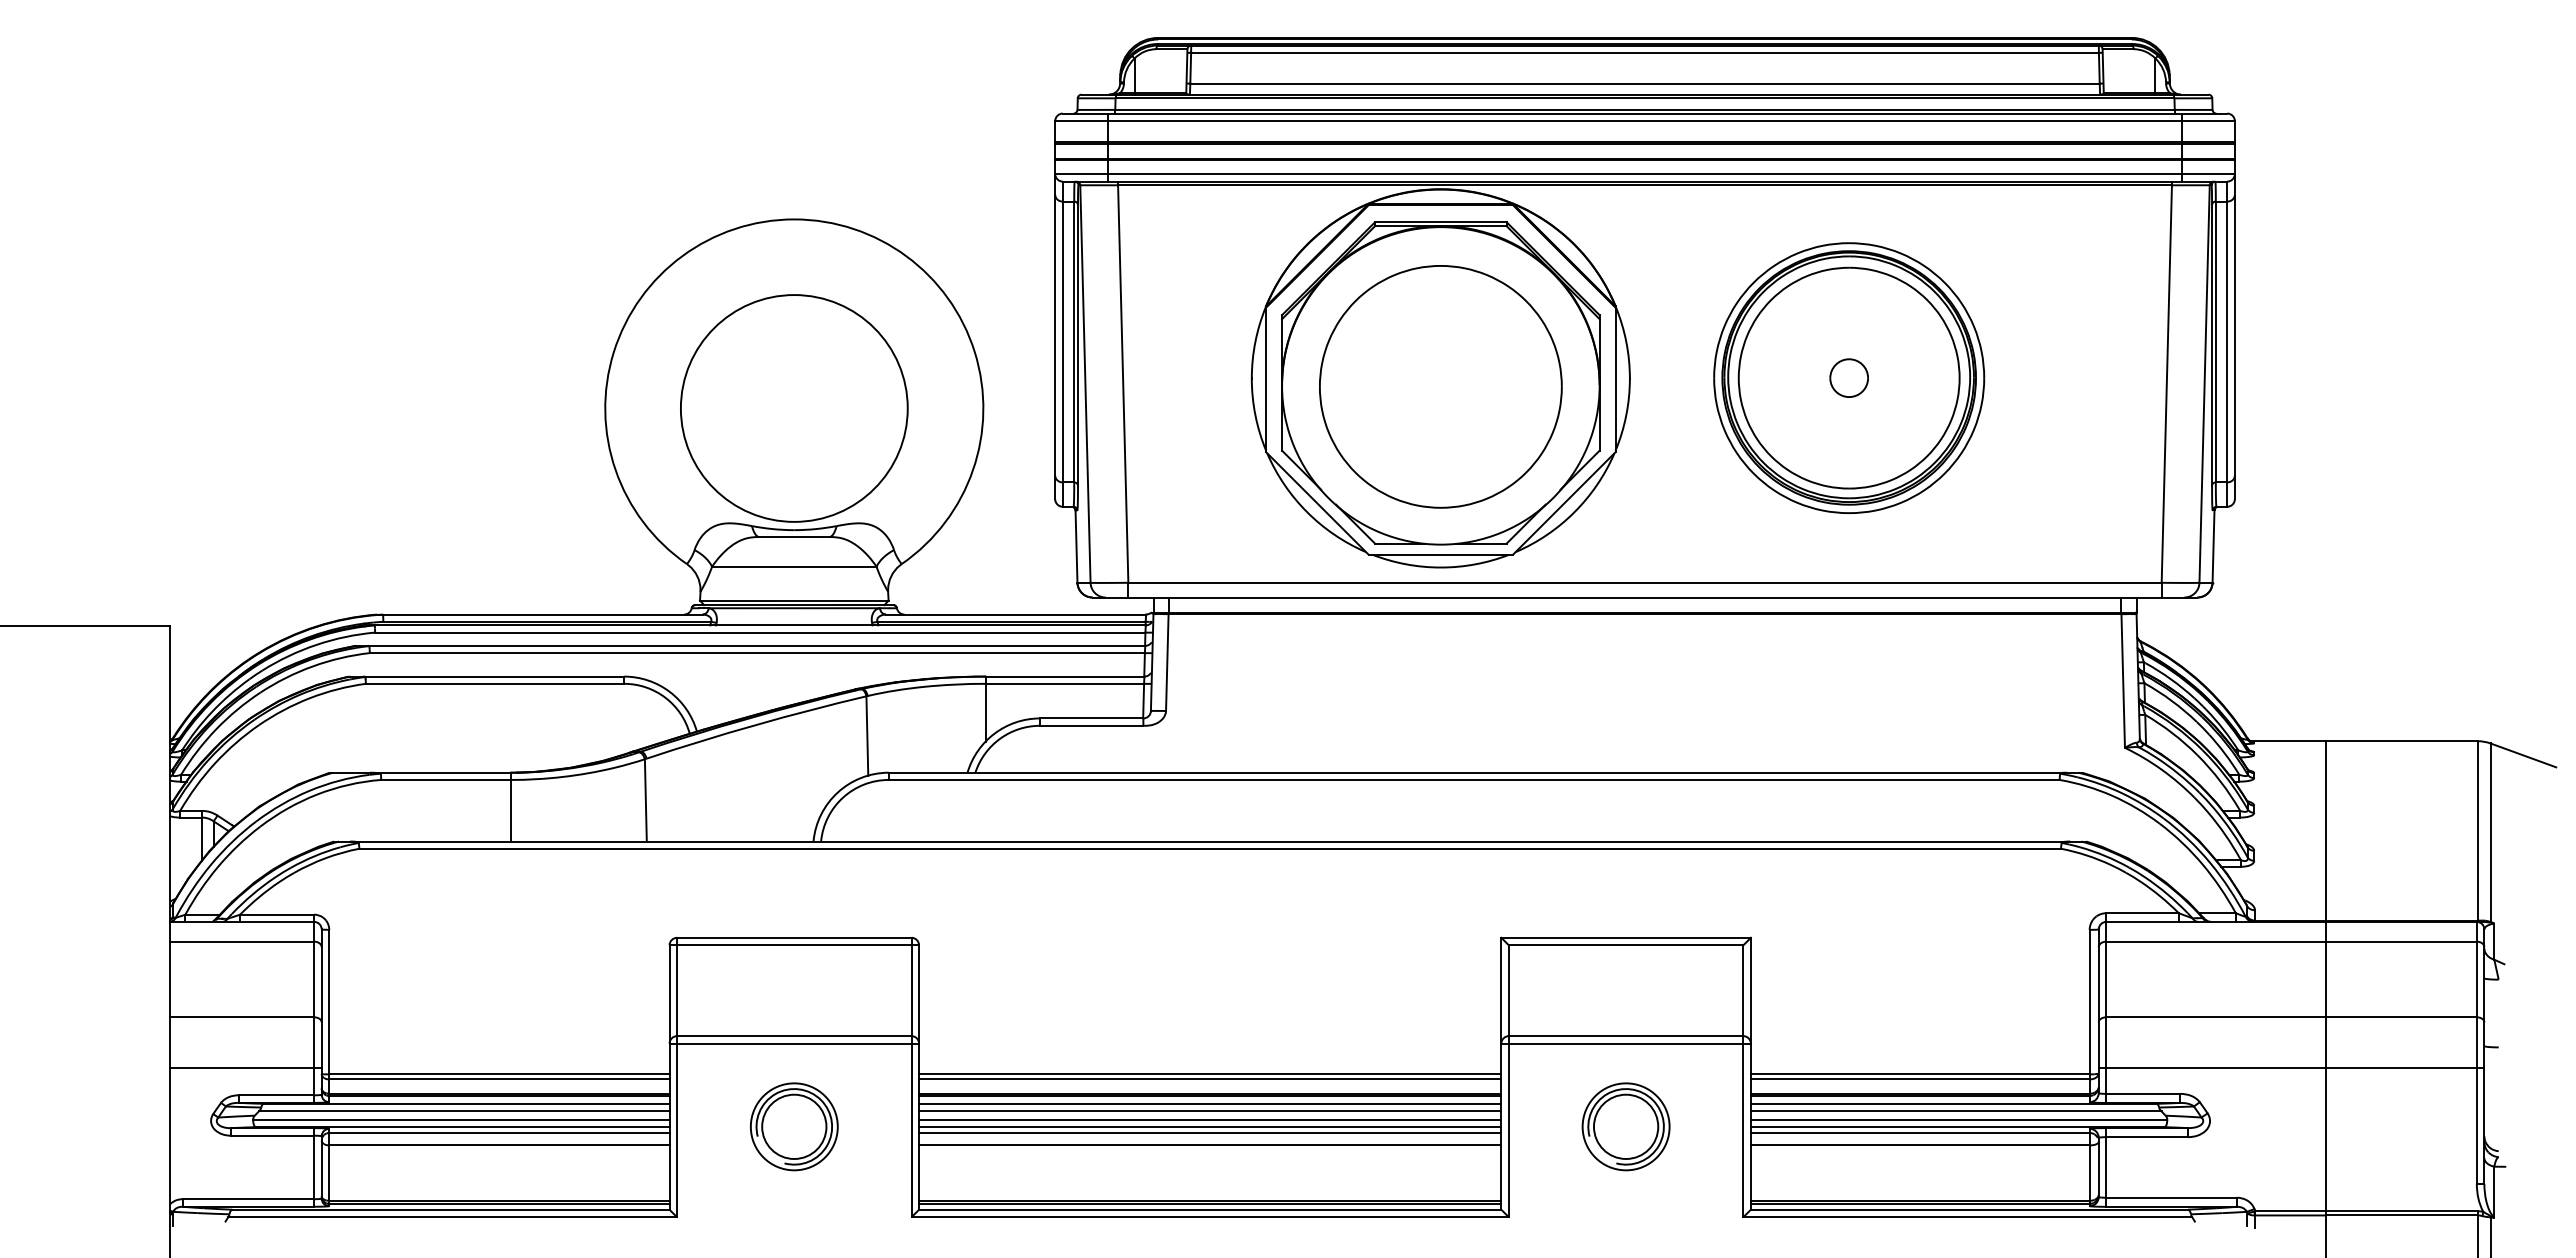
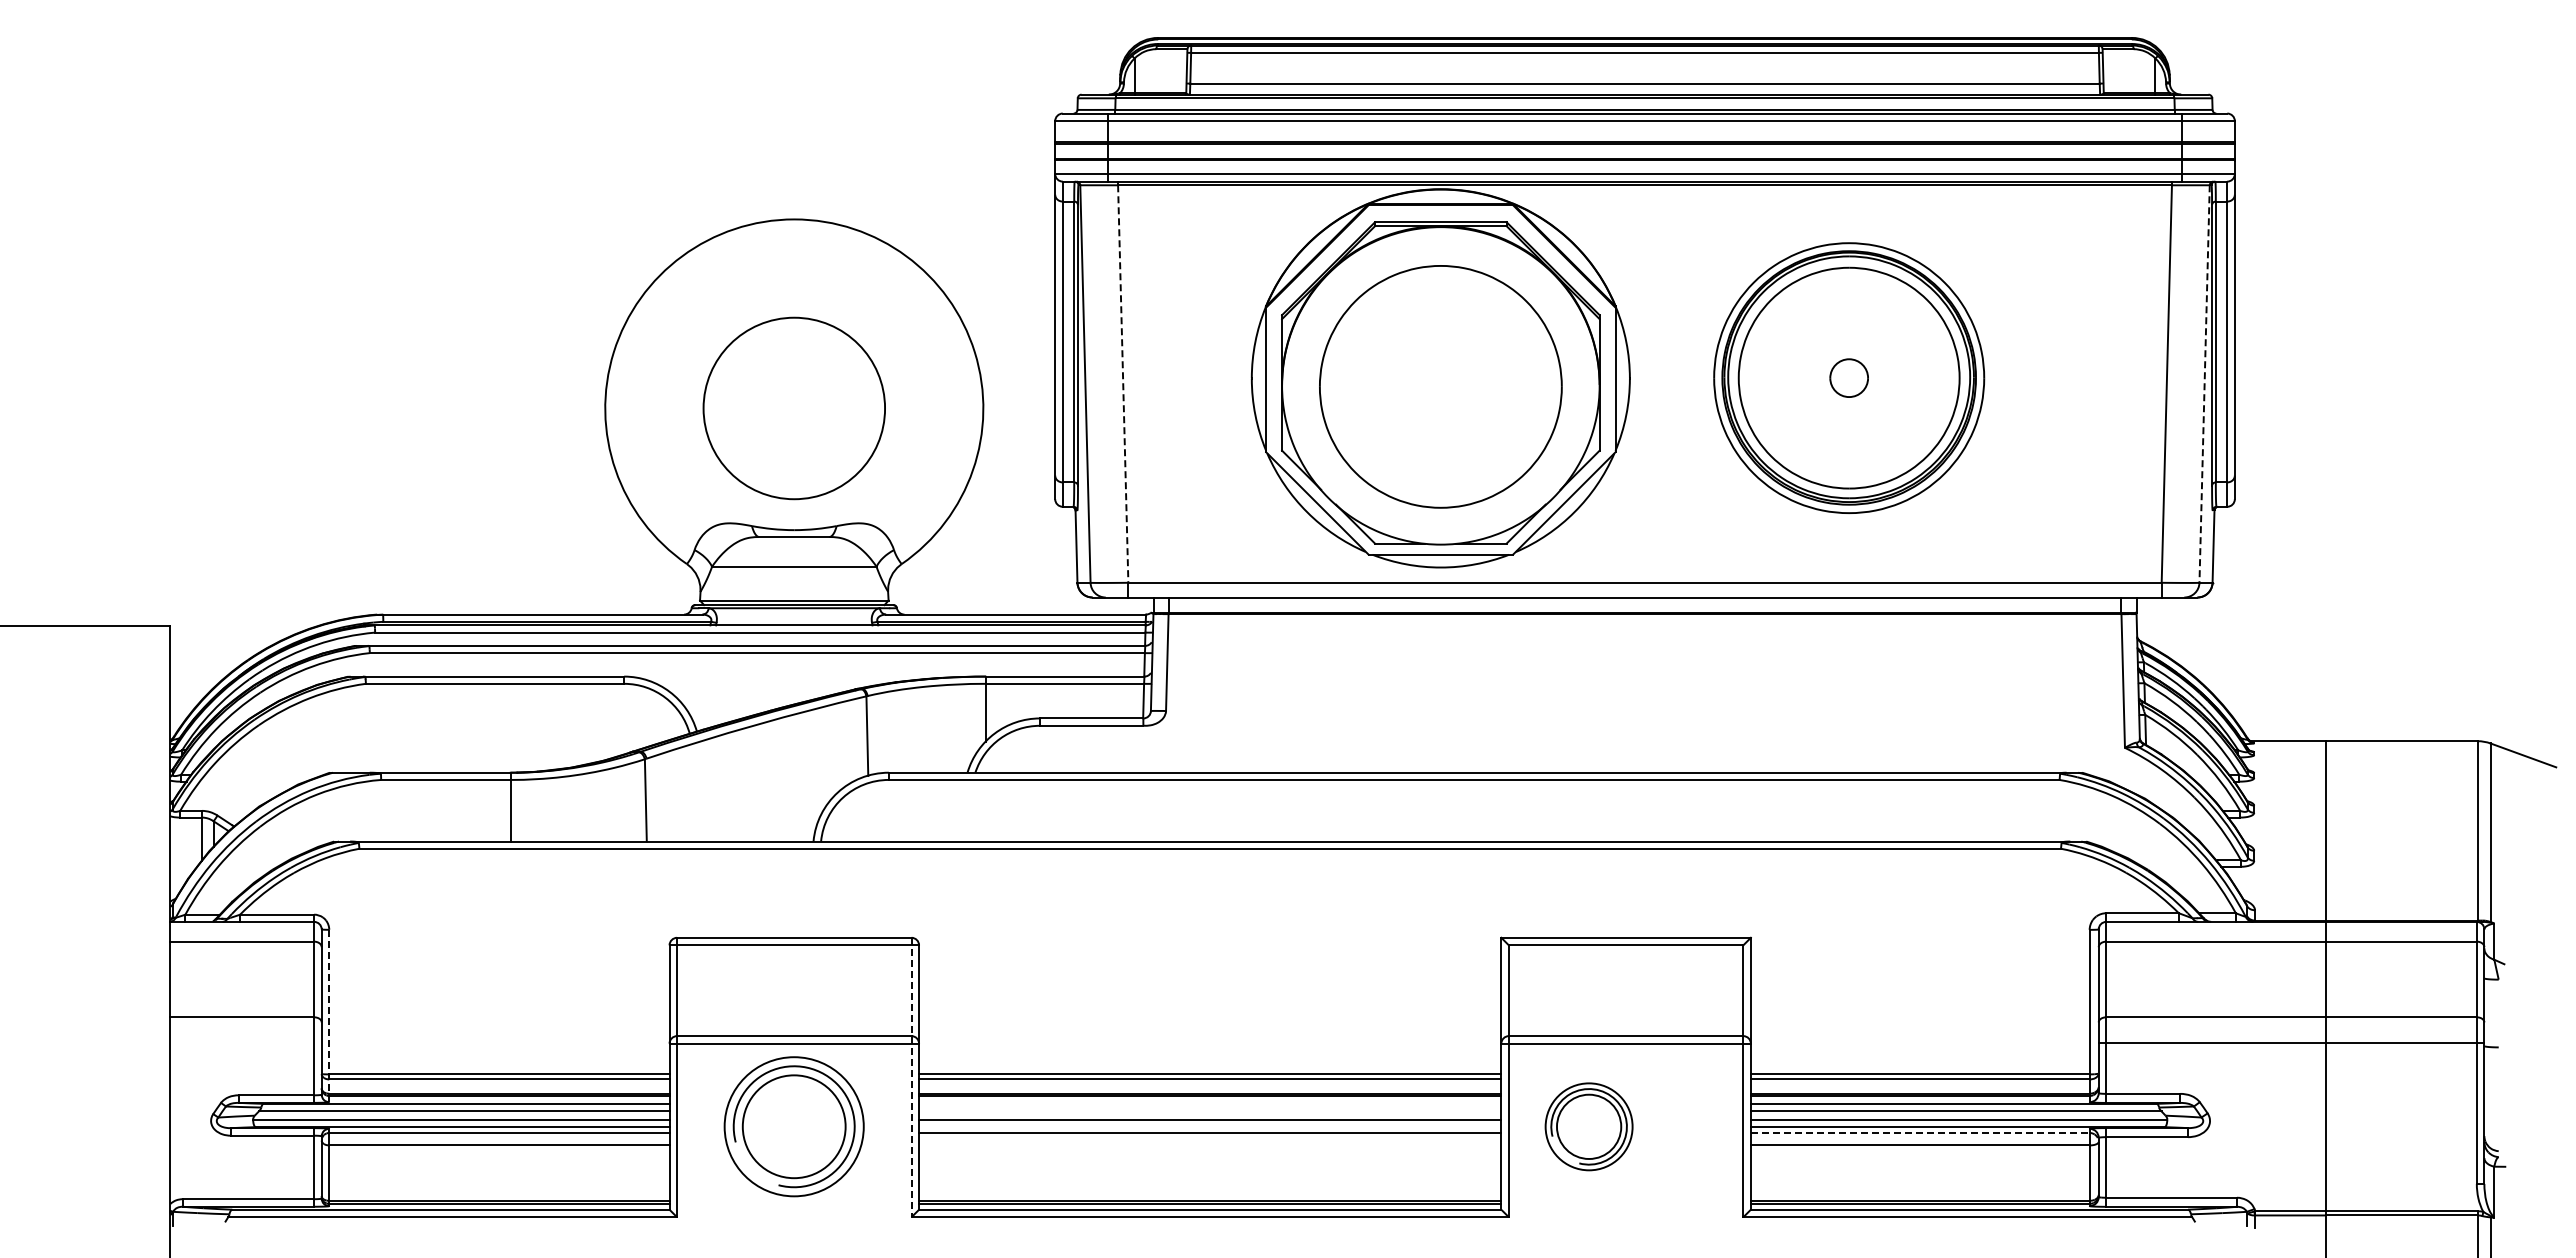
line: solid -> dashed (1123, 384)
line: solid -> dashed (2204, 384)
circle diameter: 227 px -> 181 px (794, 408)
line: solid -> dashed (329, 1016)
line: present -> none (245, 1068)
line position: (2291, 1068) -> (2291, 1043) (2291, 1043)
line: solid -> dashed (911, 1077)
line: present -> none (1210, 1103)
line: present -> none (1210, 1111)
part size: 89x90 px -> 142x142 px (793, 1126)
part position: (1625, 1126) -> (1588, 1126) (1588, 1126)
line: present -> none (1210, 1127)
line: solid -> dashed (1920, 1132)
line: present -> none (1210, 1145)
